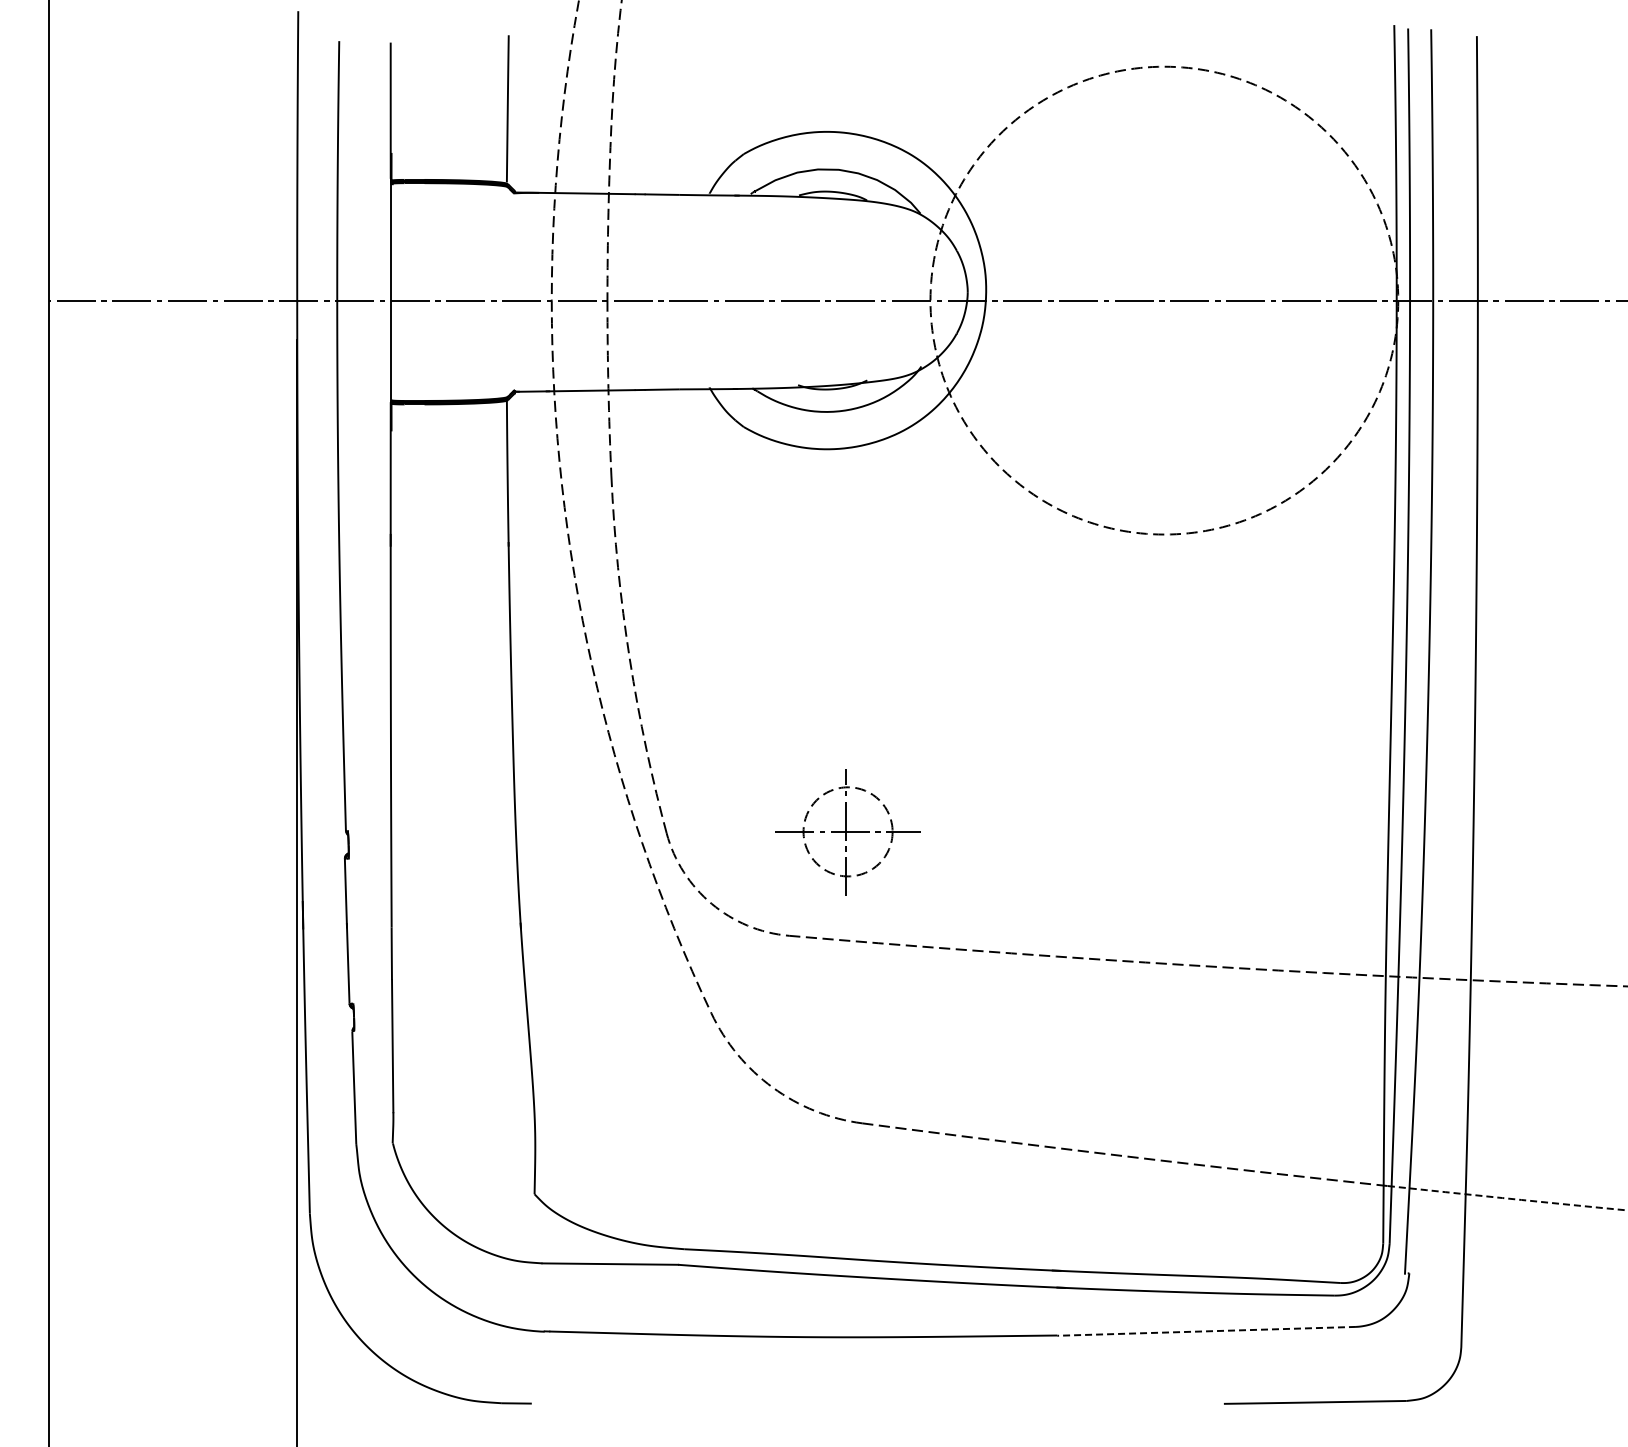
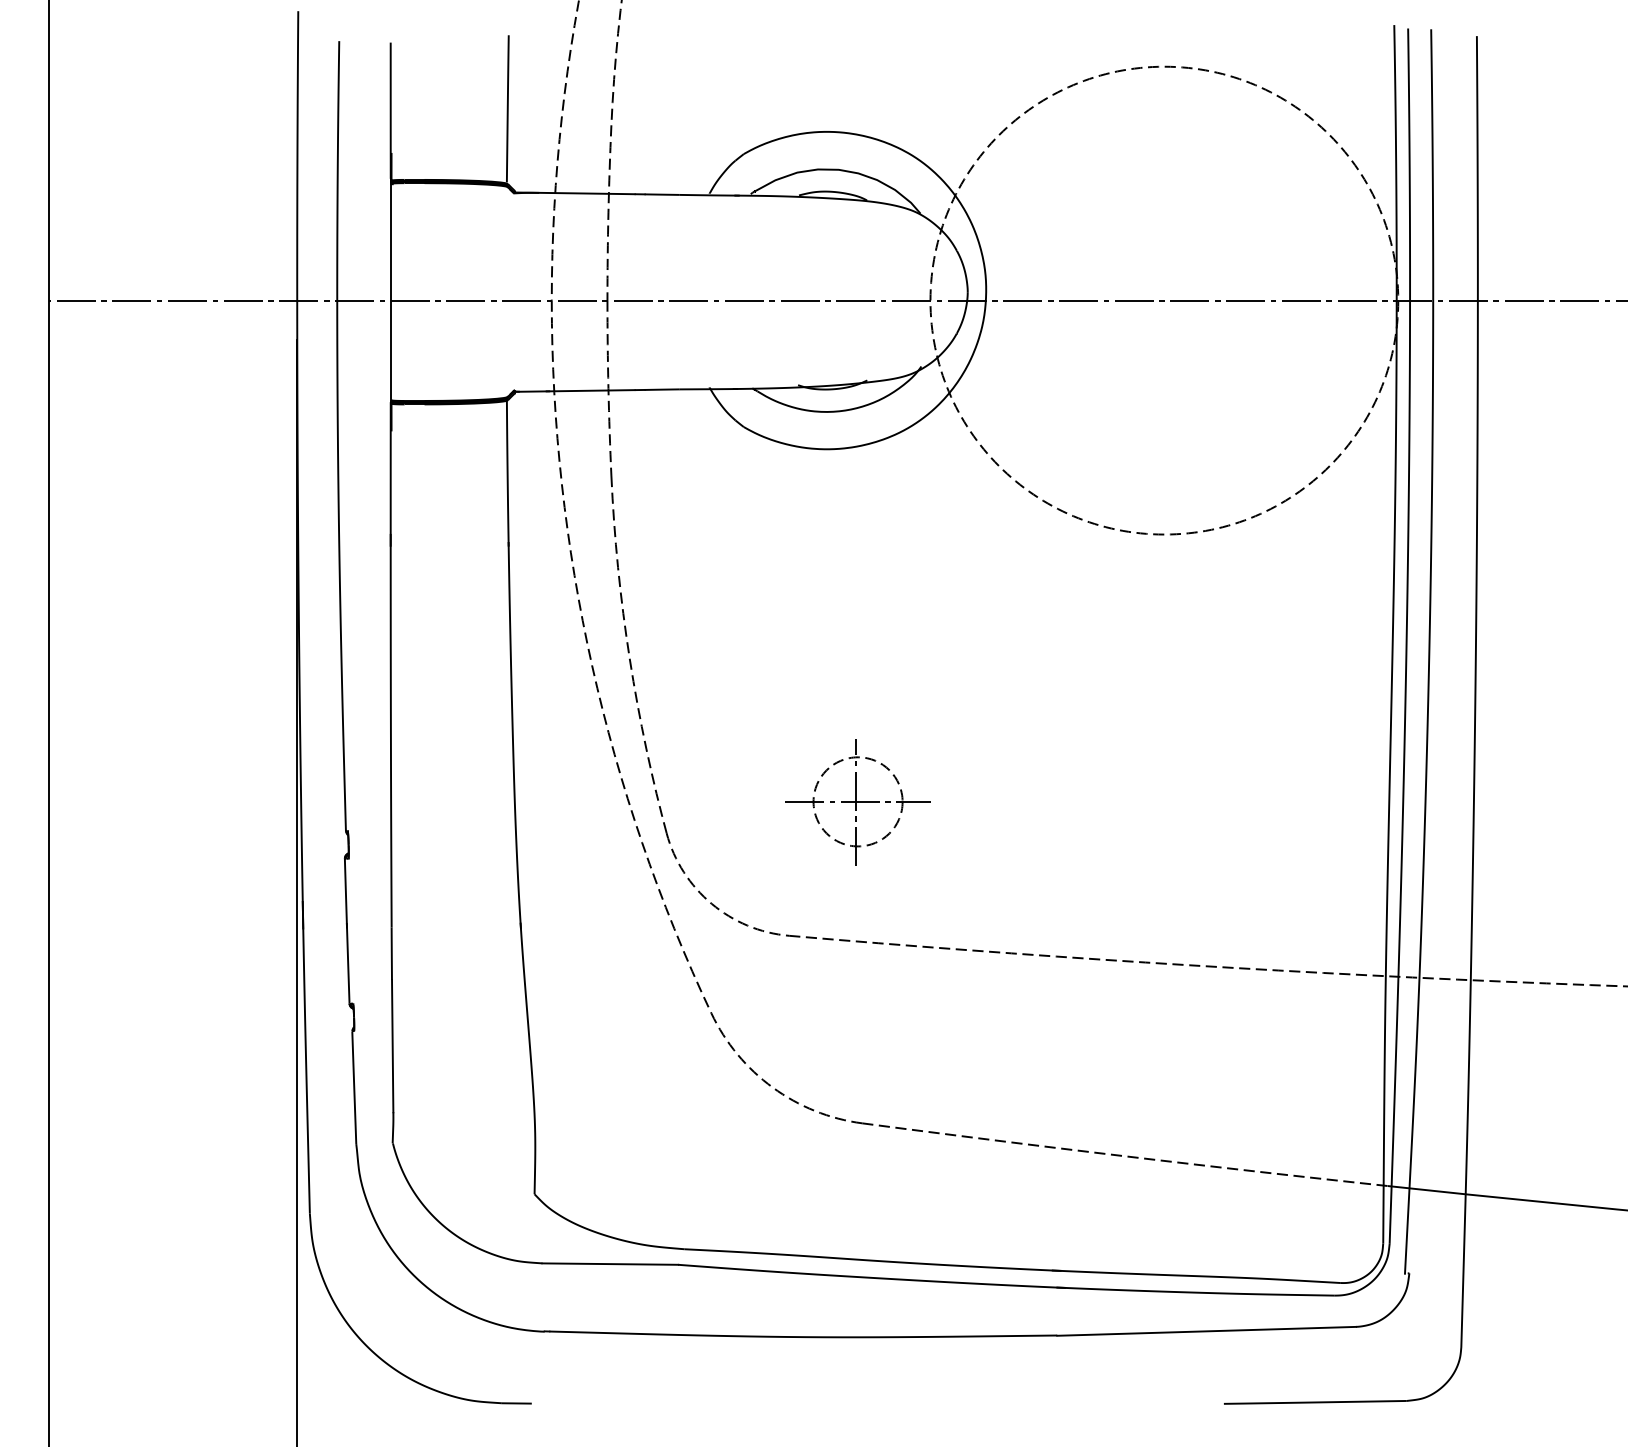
part position: (847, 832) -> (857, 802) (857, 802)
arc: dashed -> solid (1507, 1198)
line: dashed -> solid (1206, 1331)
